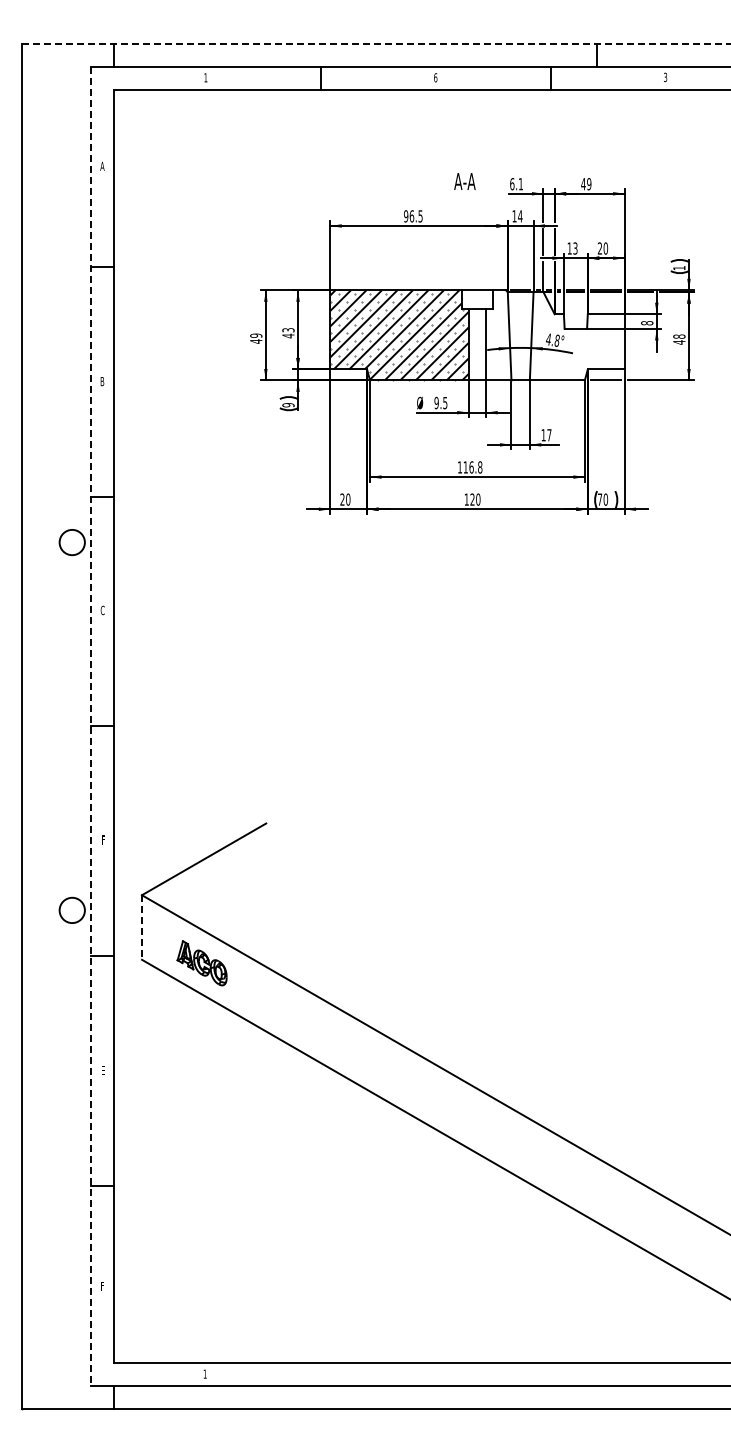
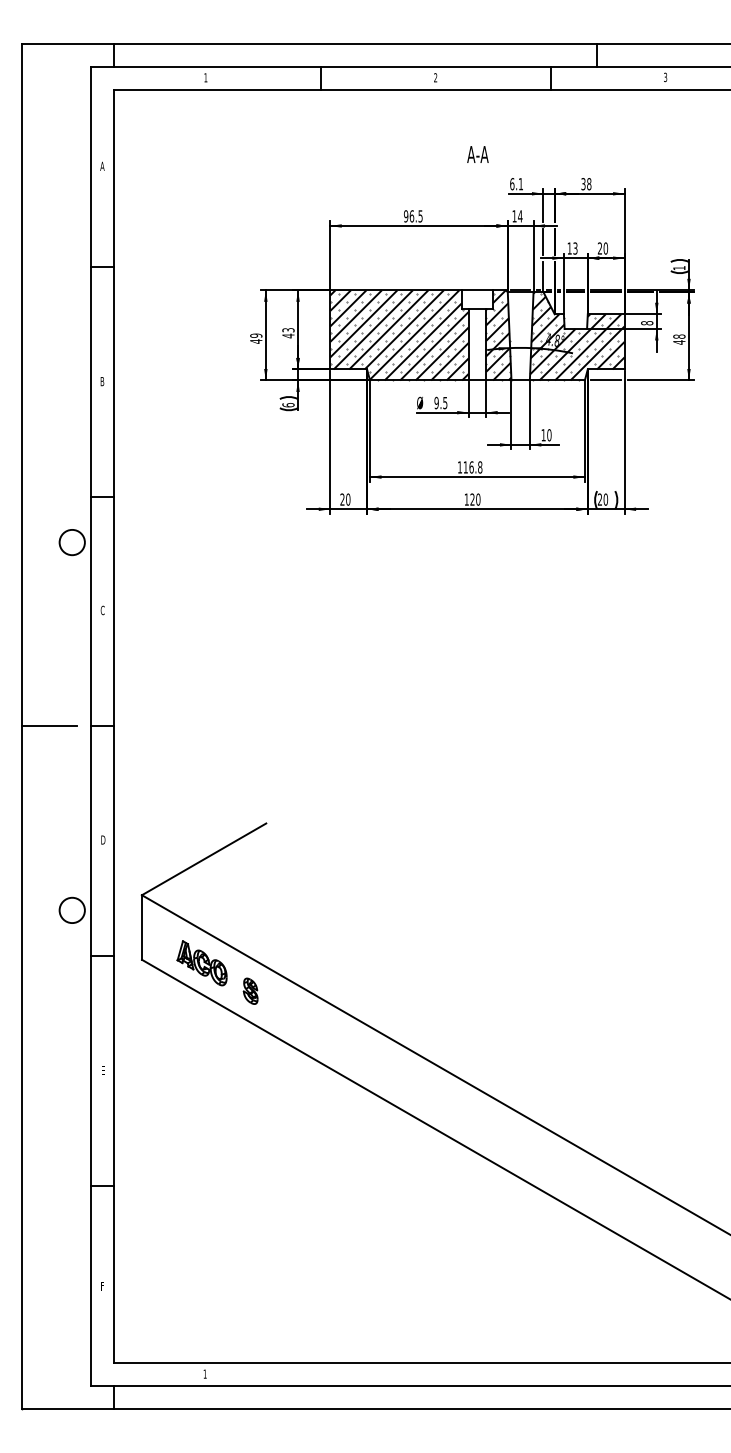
line: dashed -> solid (376, 43)
text: 6 -> 2 (435, 77)
text position: (464, 181) -> (477, 154) (477, 154)
text: 49 -> 38 (586, 184)
hatch: none -> present (498, 335)
hatch: none -> present (577, 336)
text: 9 -> 6 (288, 405)
text: 17 -> 10 (549, 435)
text: 70 -> 20 (599, 499)
line: none -> present (48, 726)
line: dashed -> solid (90, 726)
text: F -> D (103, 839)
line: dashed -> solid (141, 928)
part: none -> present (250, 990)
